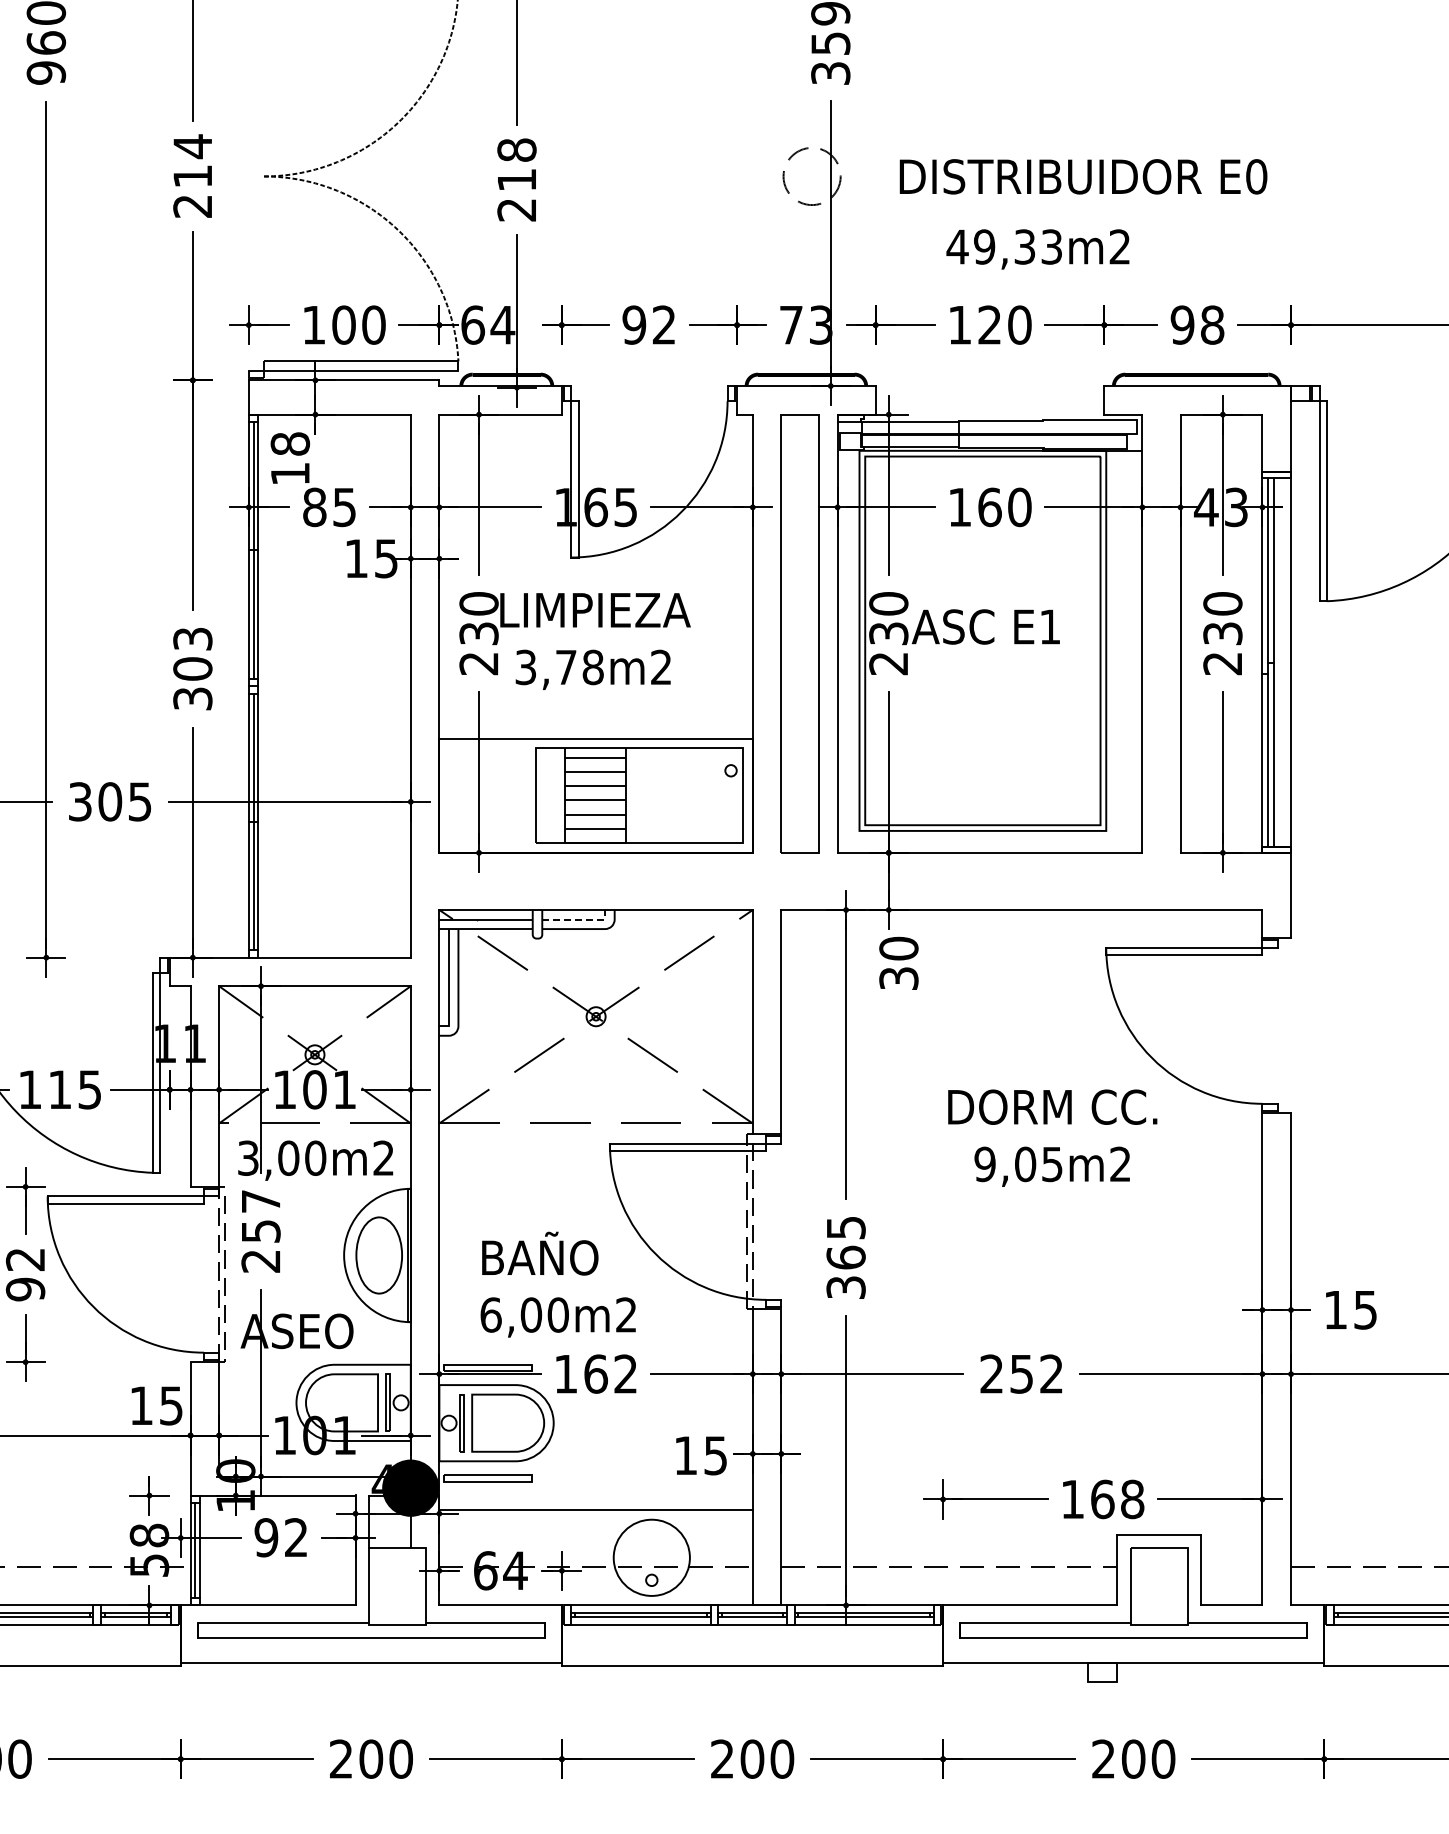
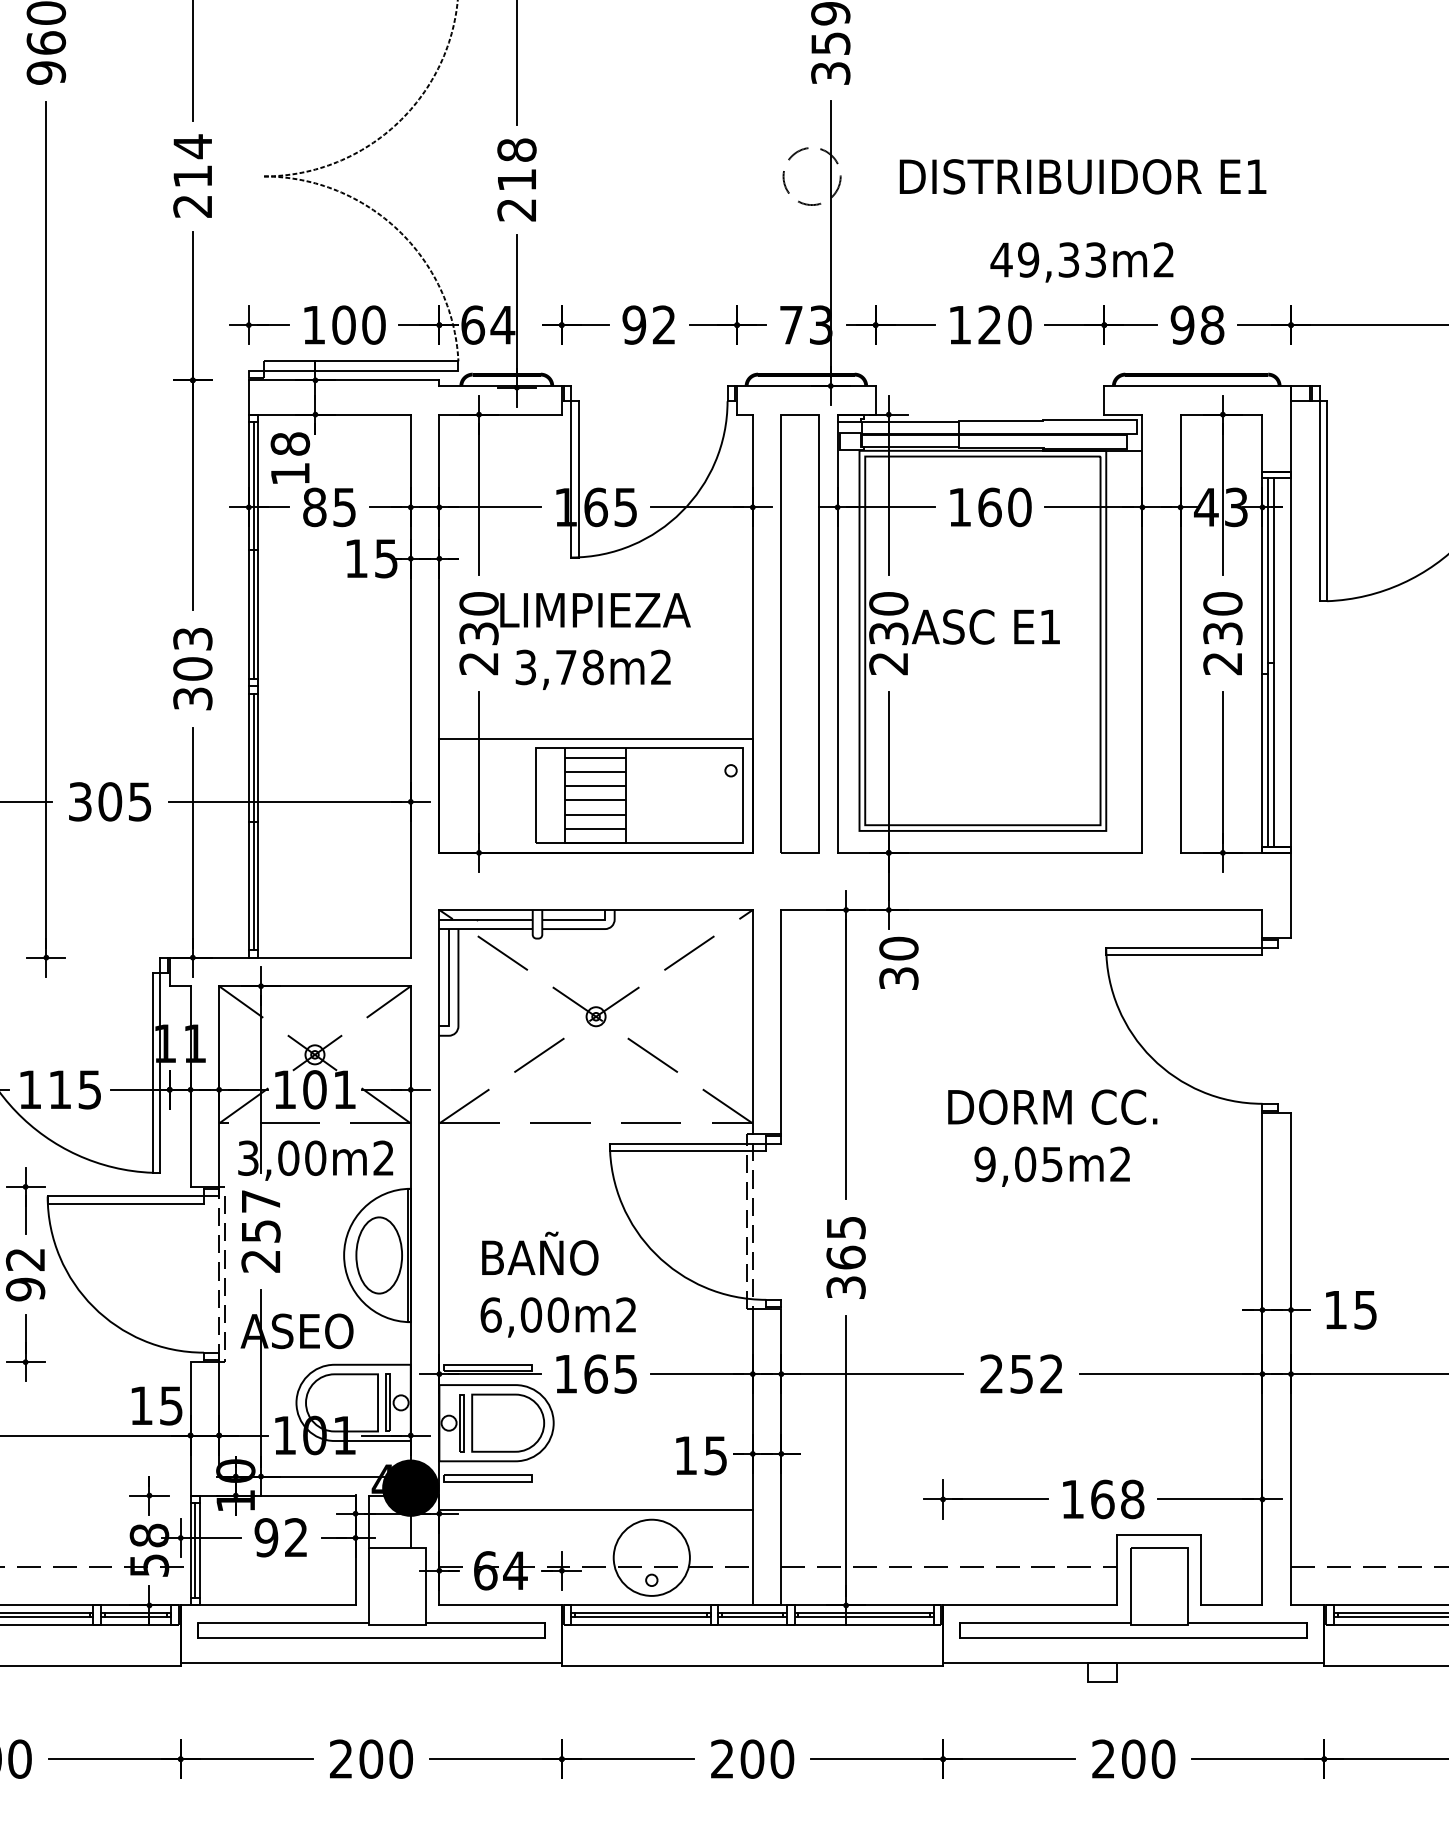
text: E0 -> E1 (1256, 176)
text position: (1037, 249) -> (1081, 262) (1081, 262)
line: dashed -> solid (579, 919)
text: 162 -> 165 (625, 1373)
